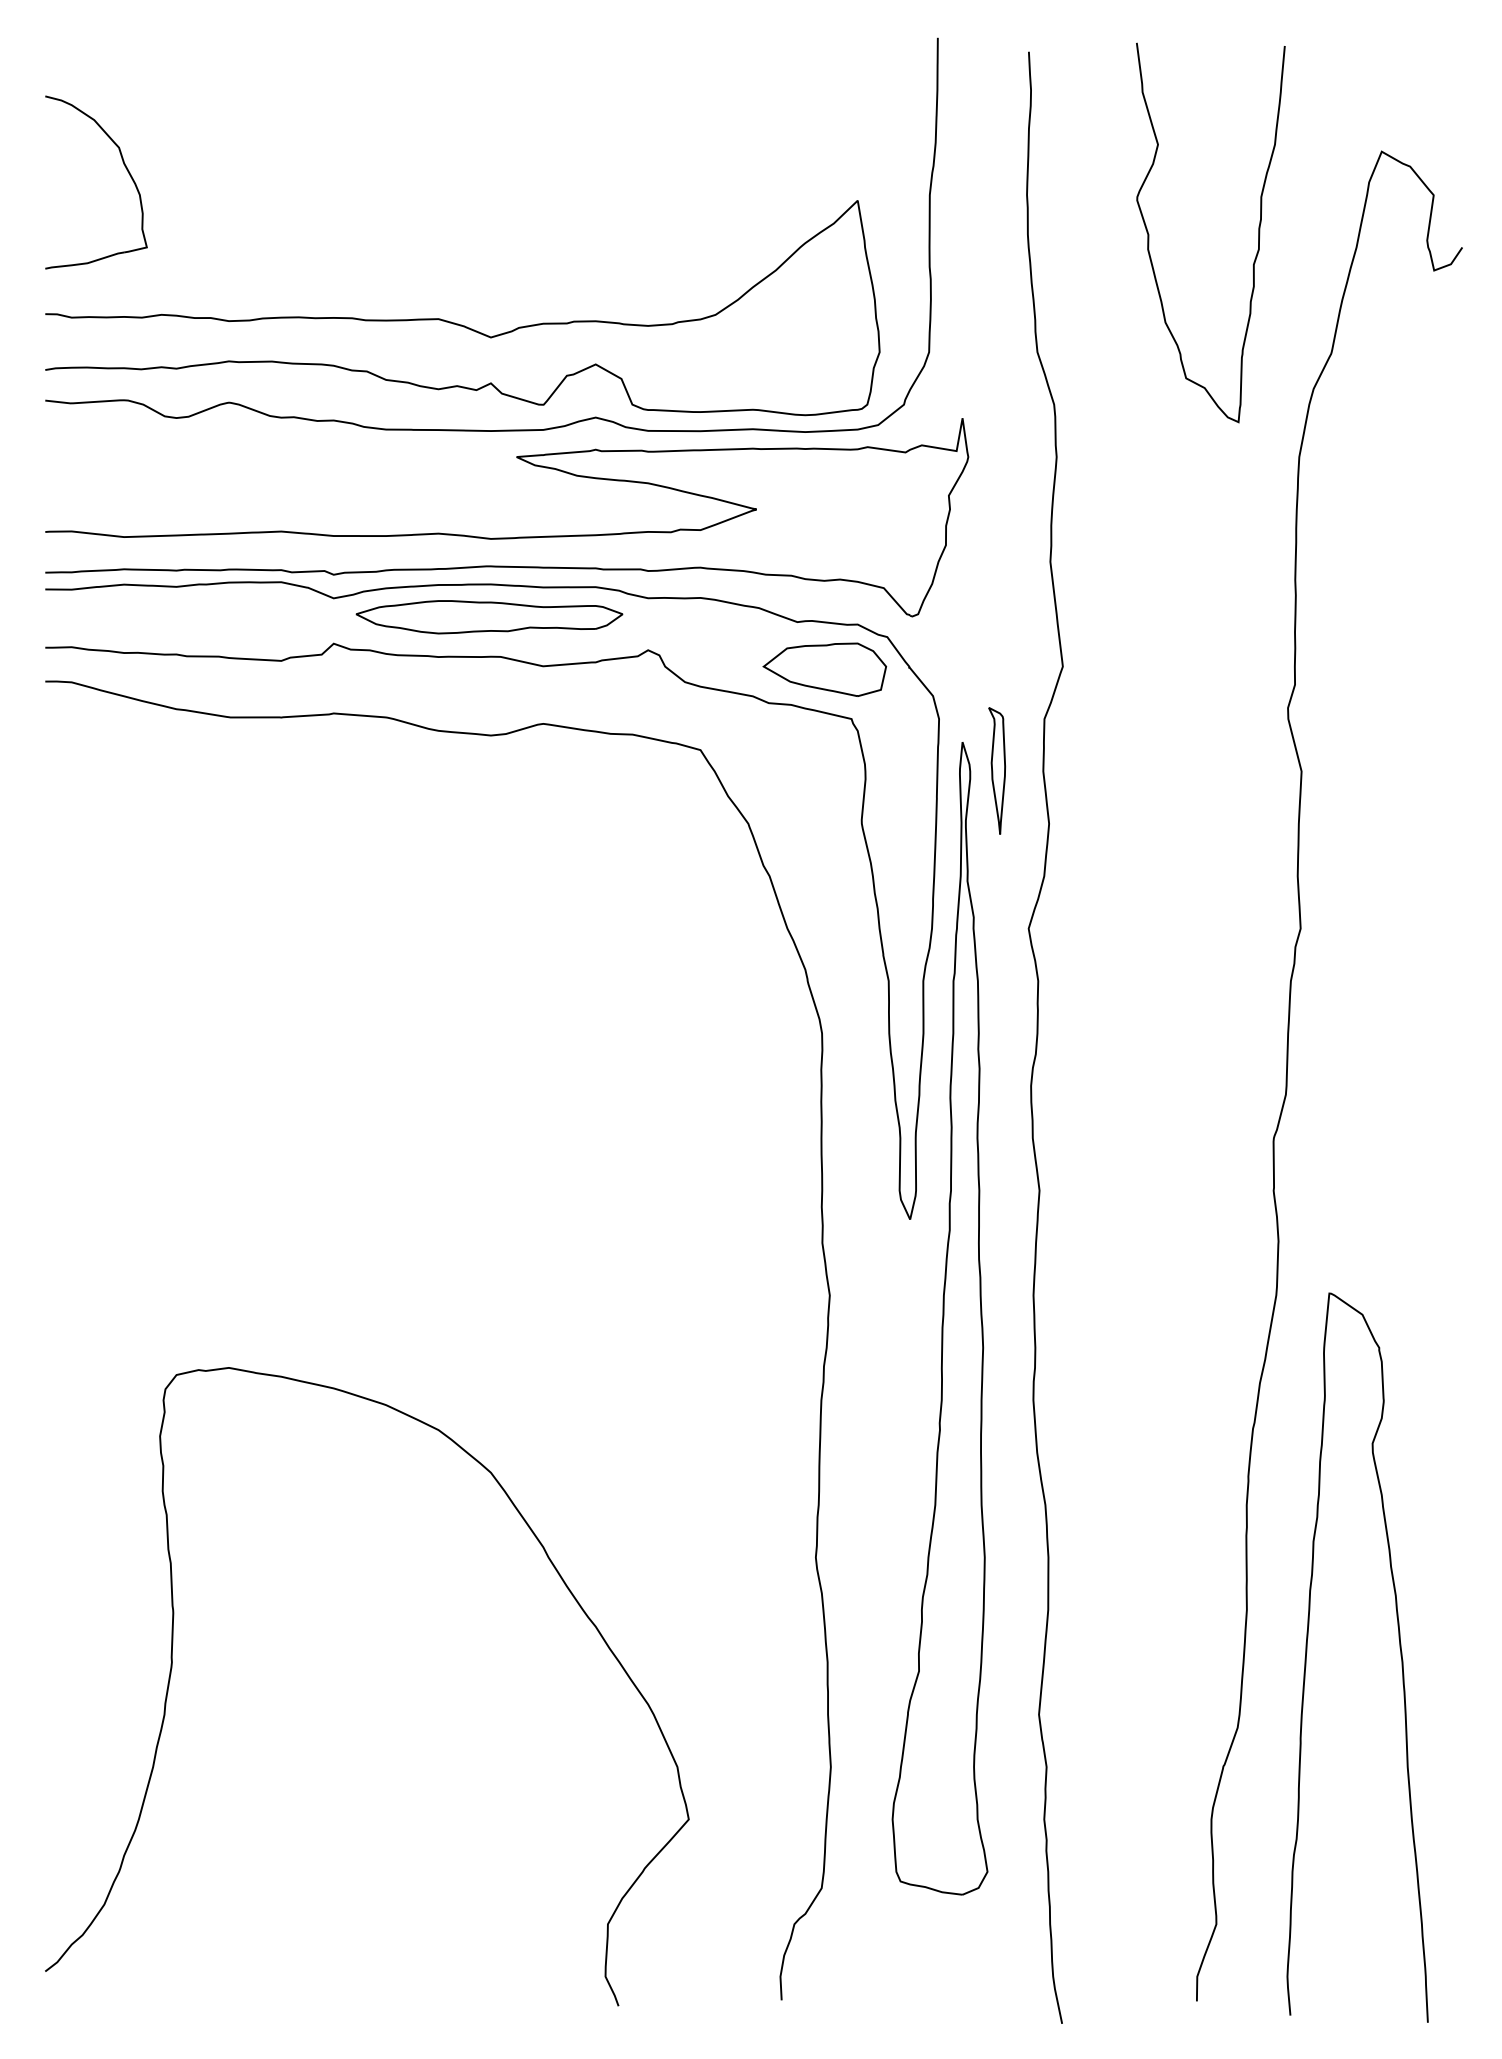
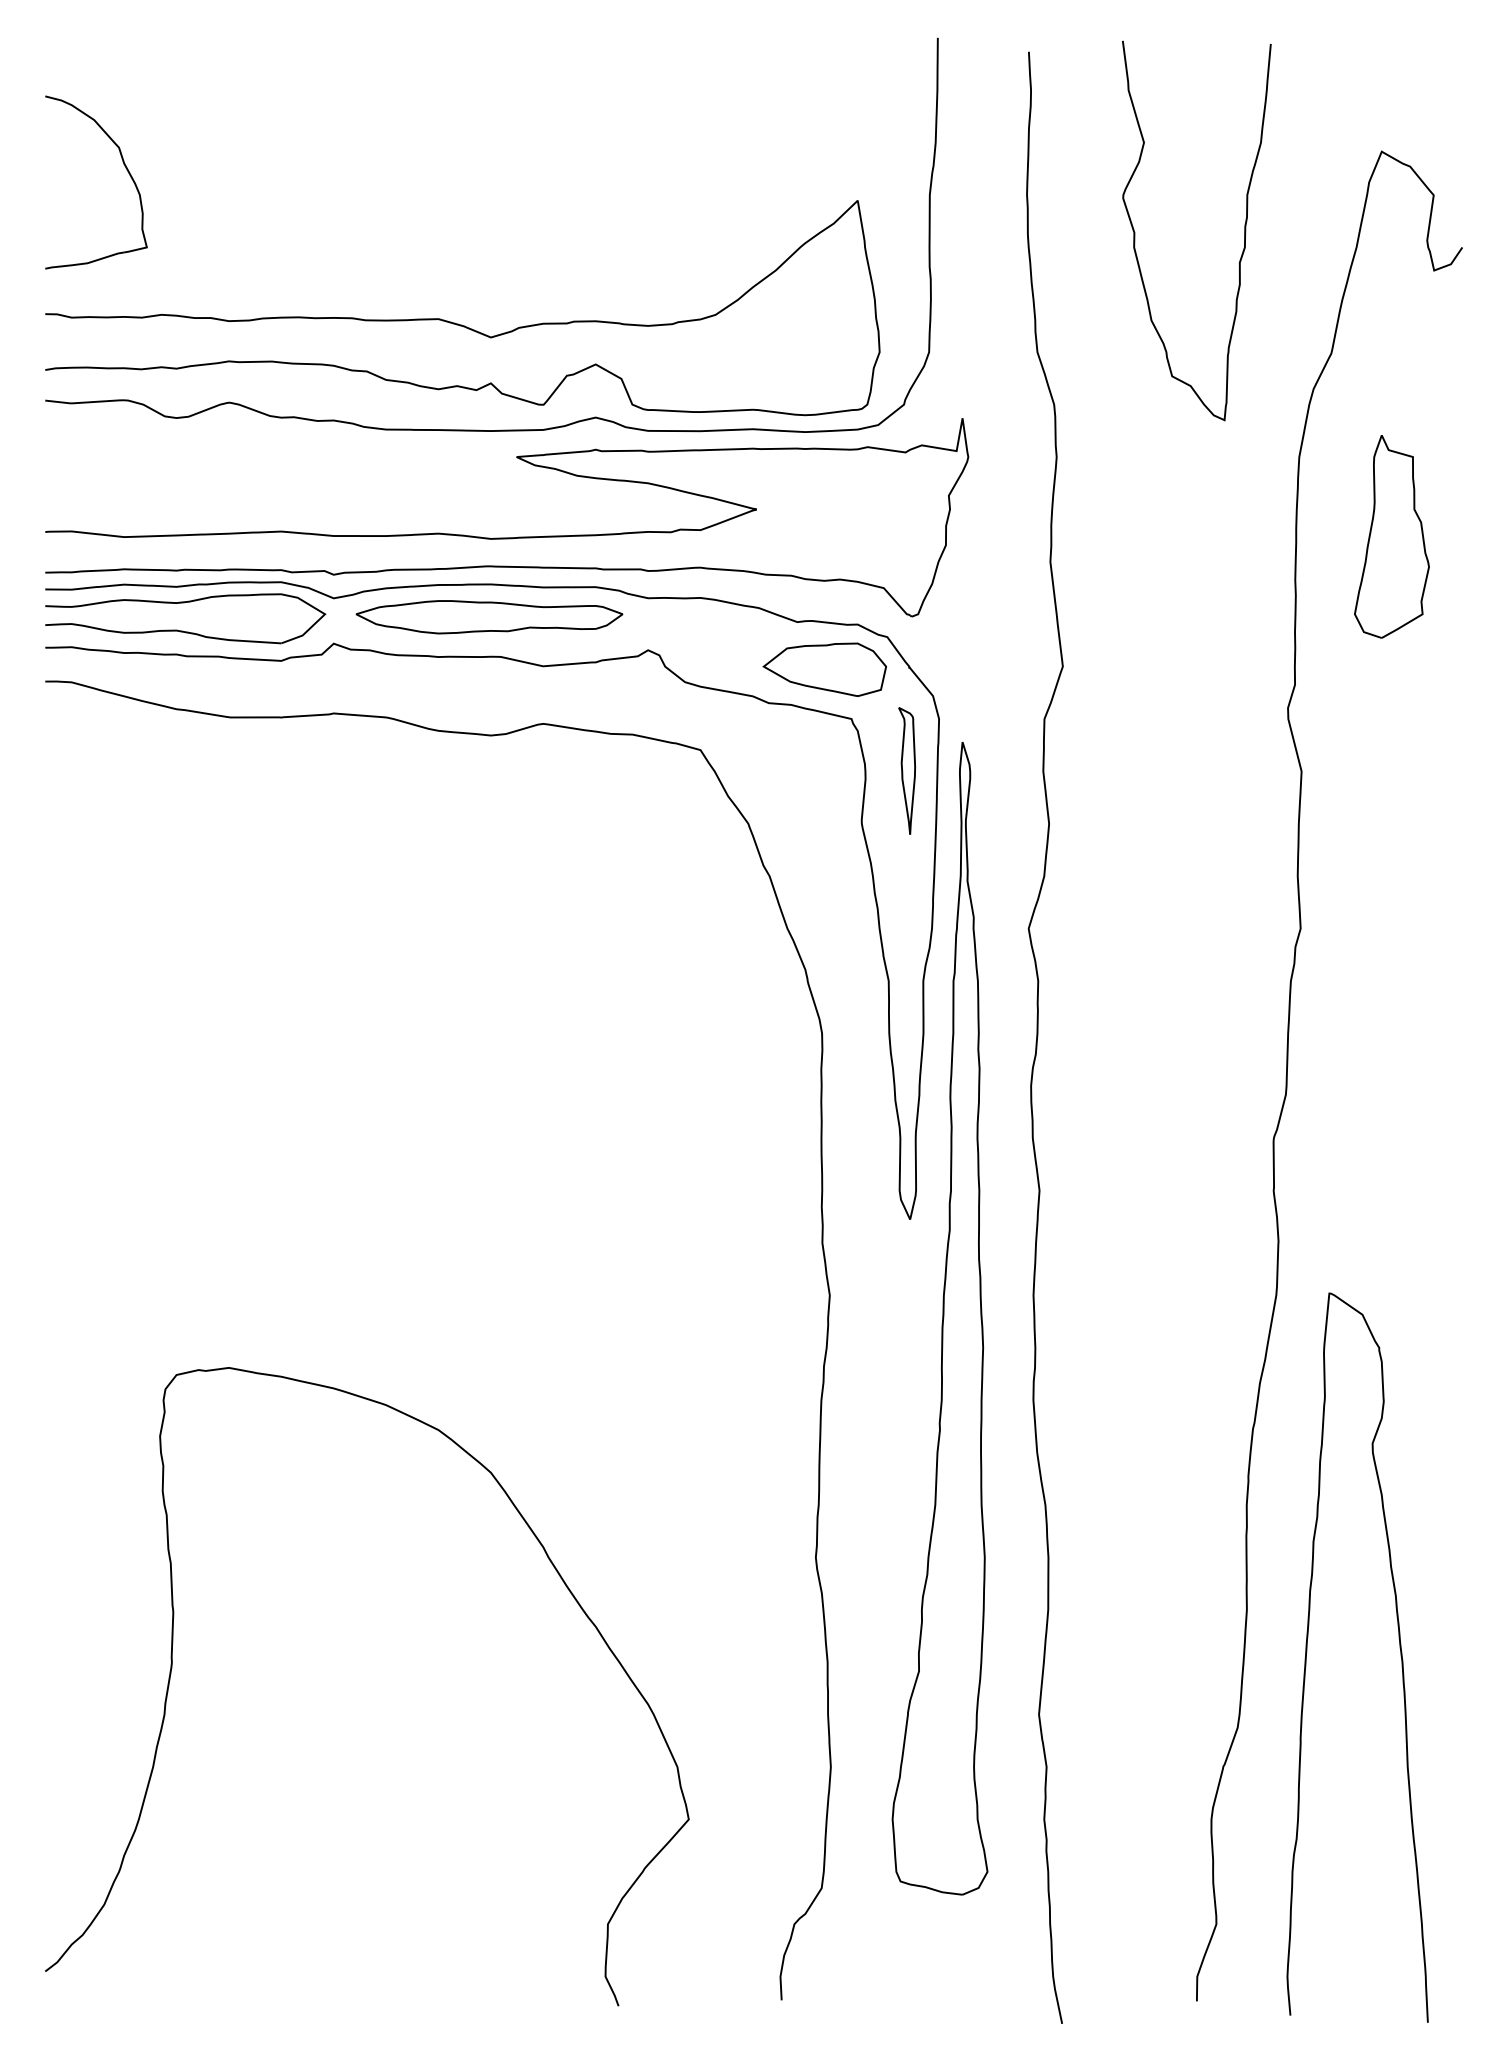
curve position: (1258, 232) -> (1244, 230) (1244, 230)
part: none -> present (1391, 536)
part: none -> present (183, 630)
part position: (996, 770) -> (906, 770) (906, 770)
